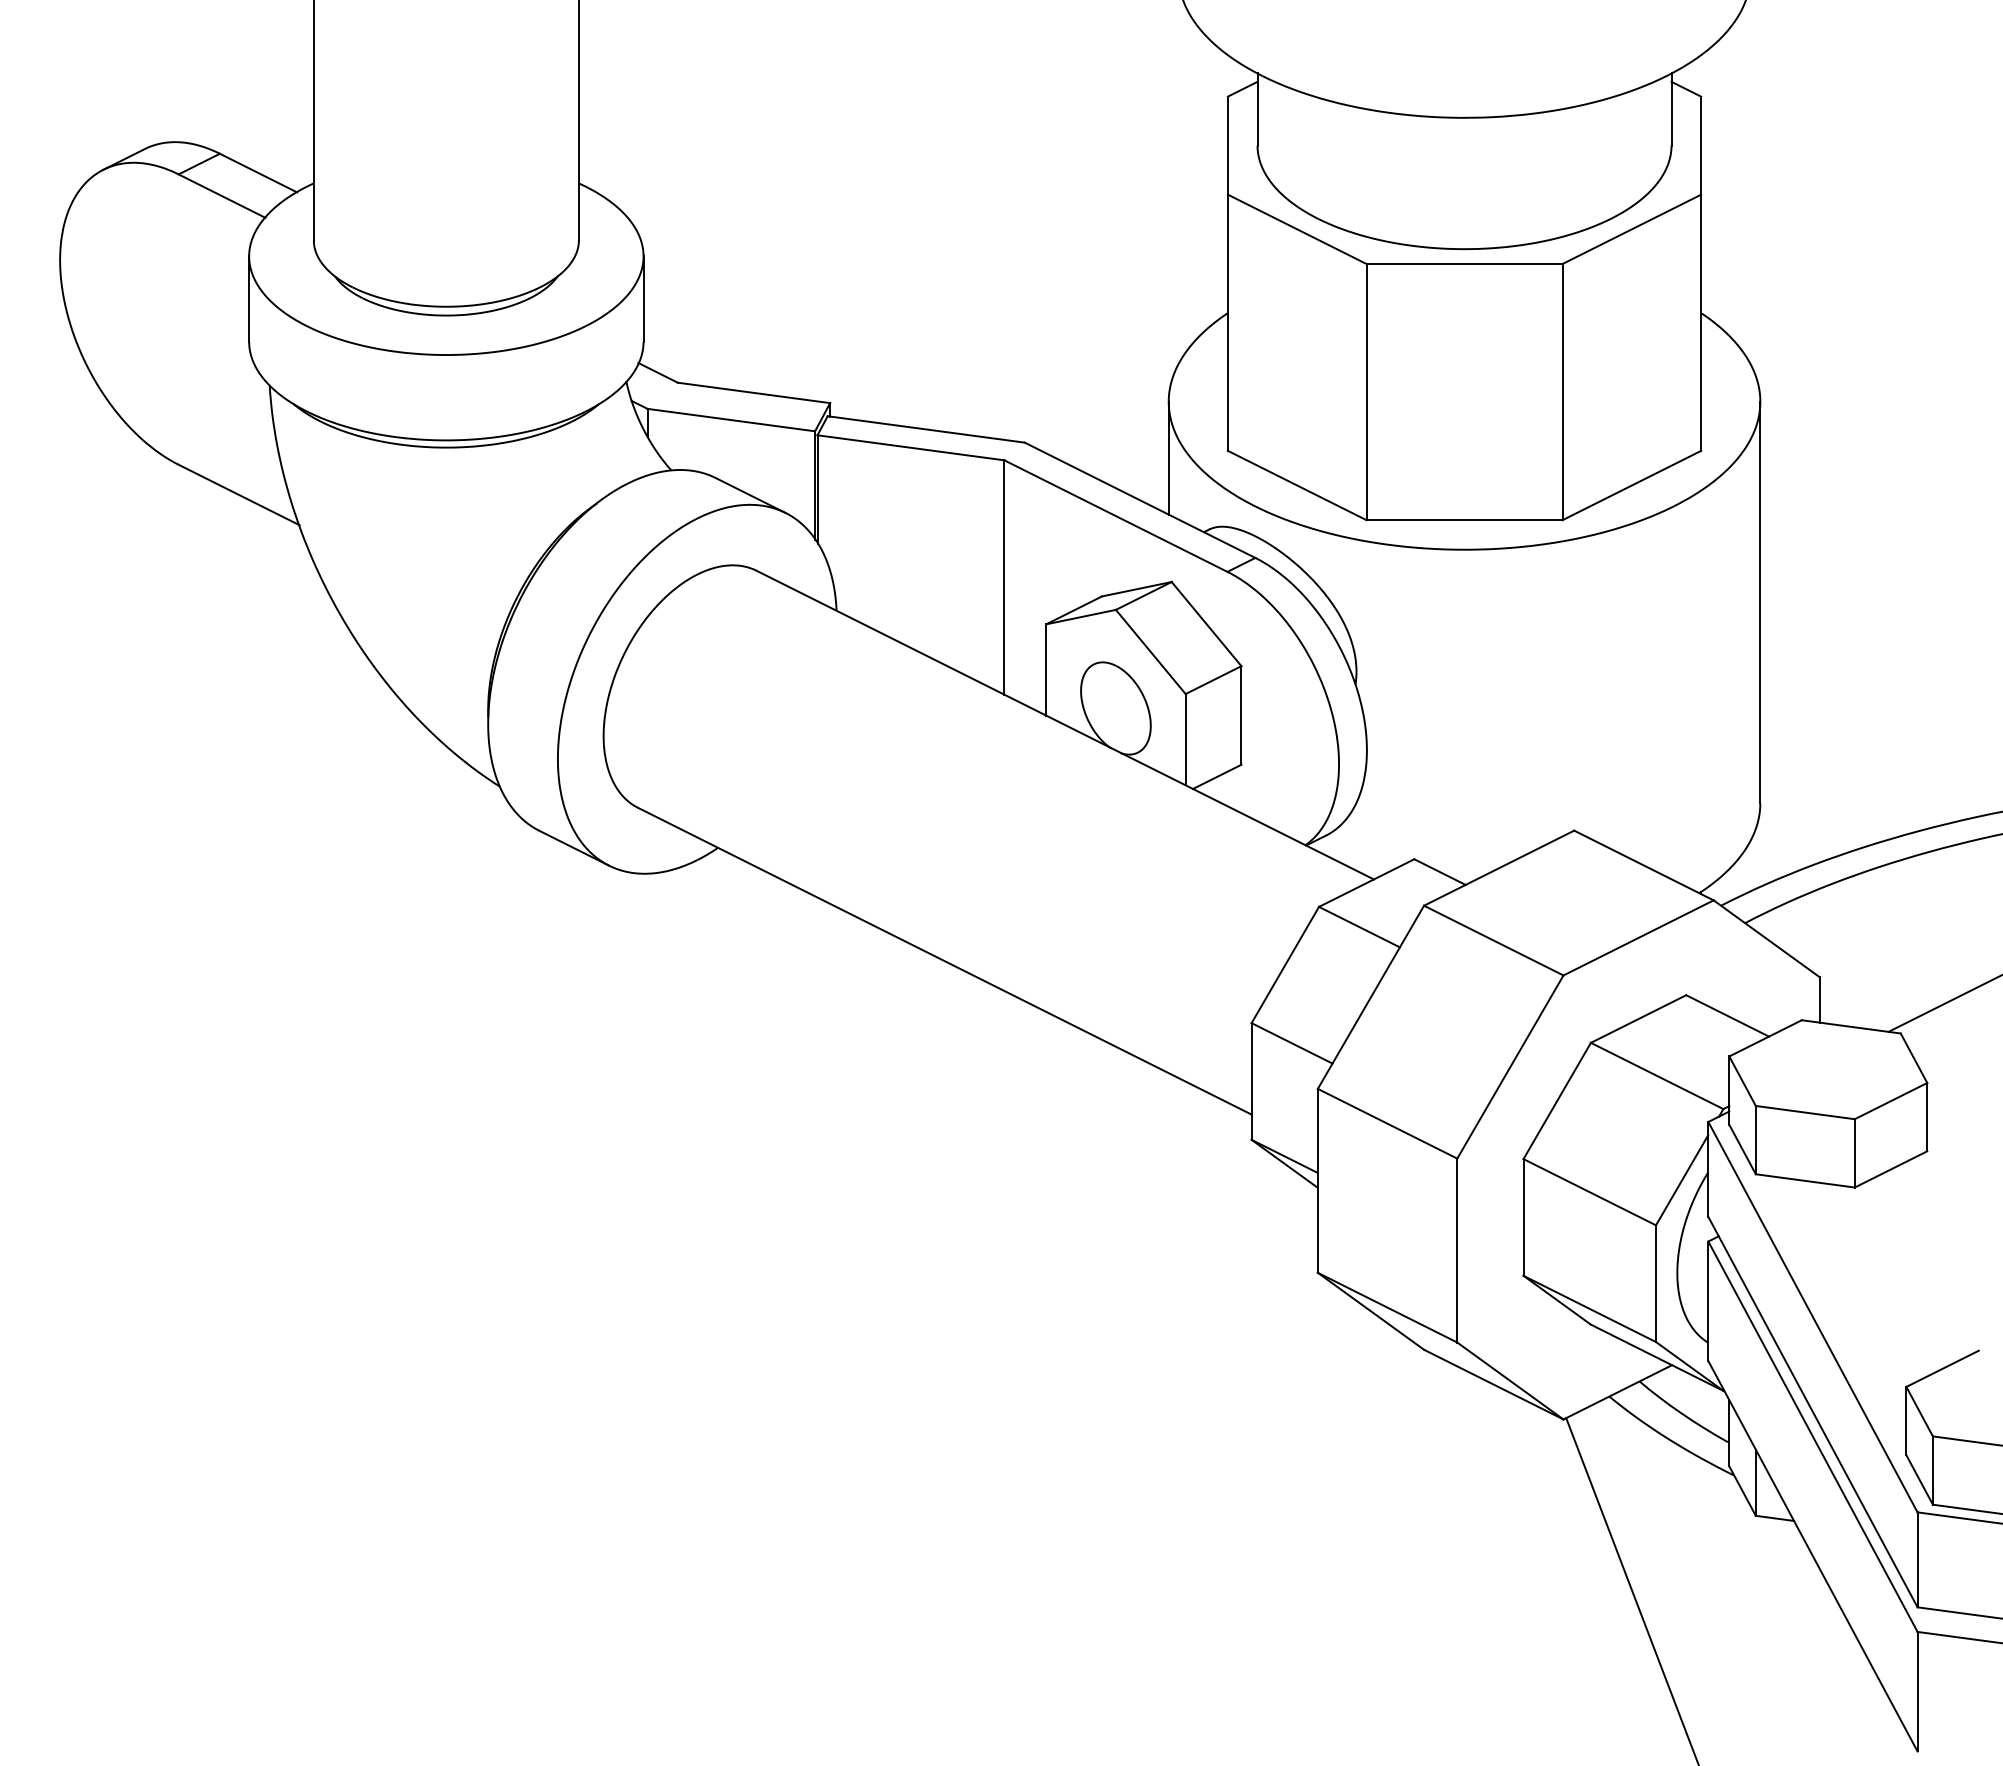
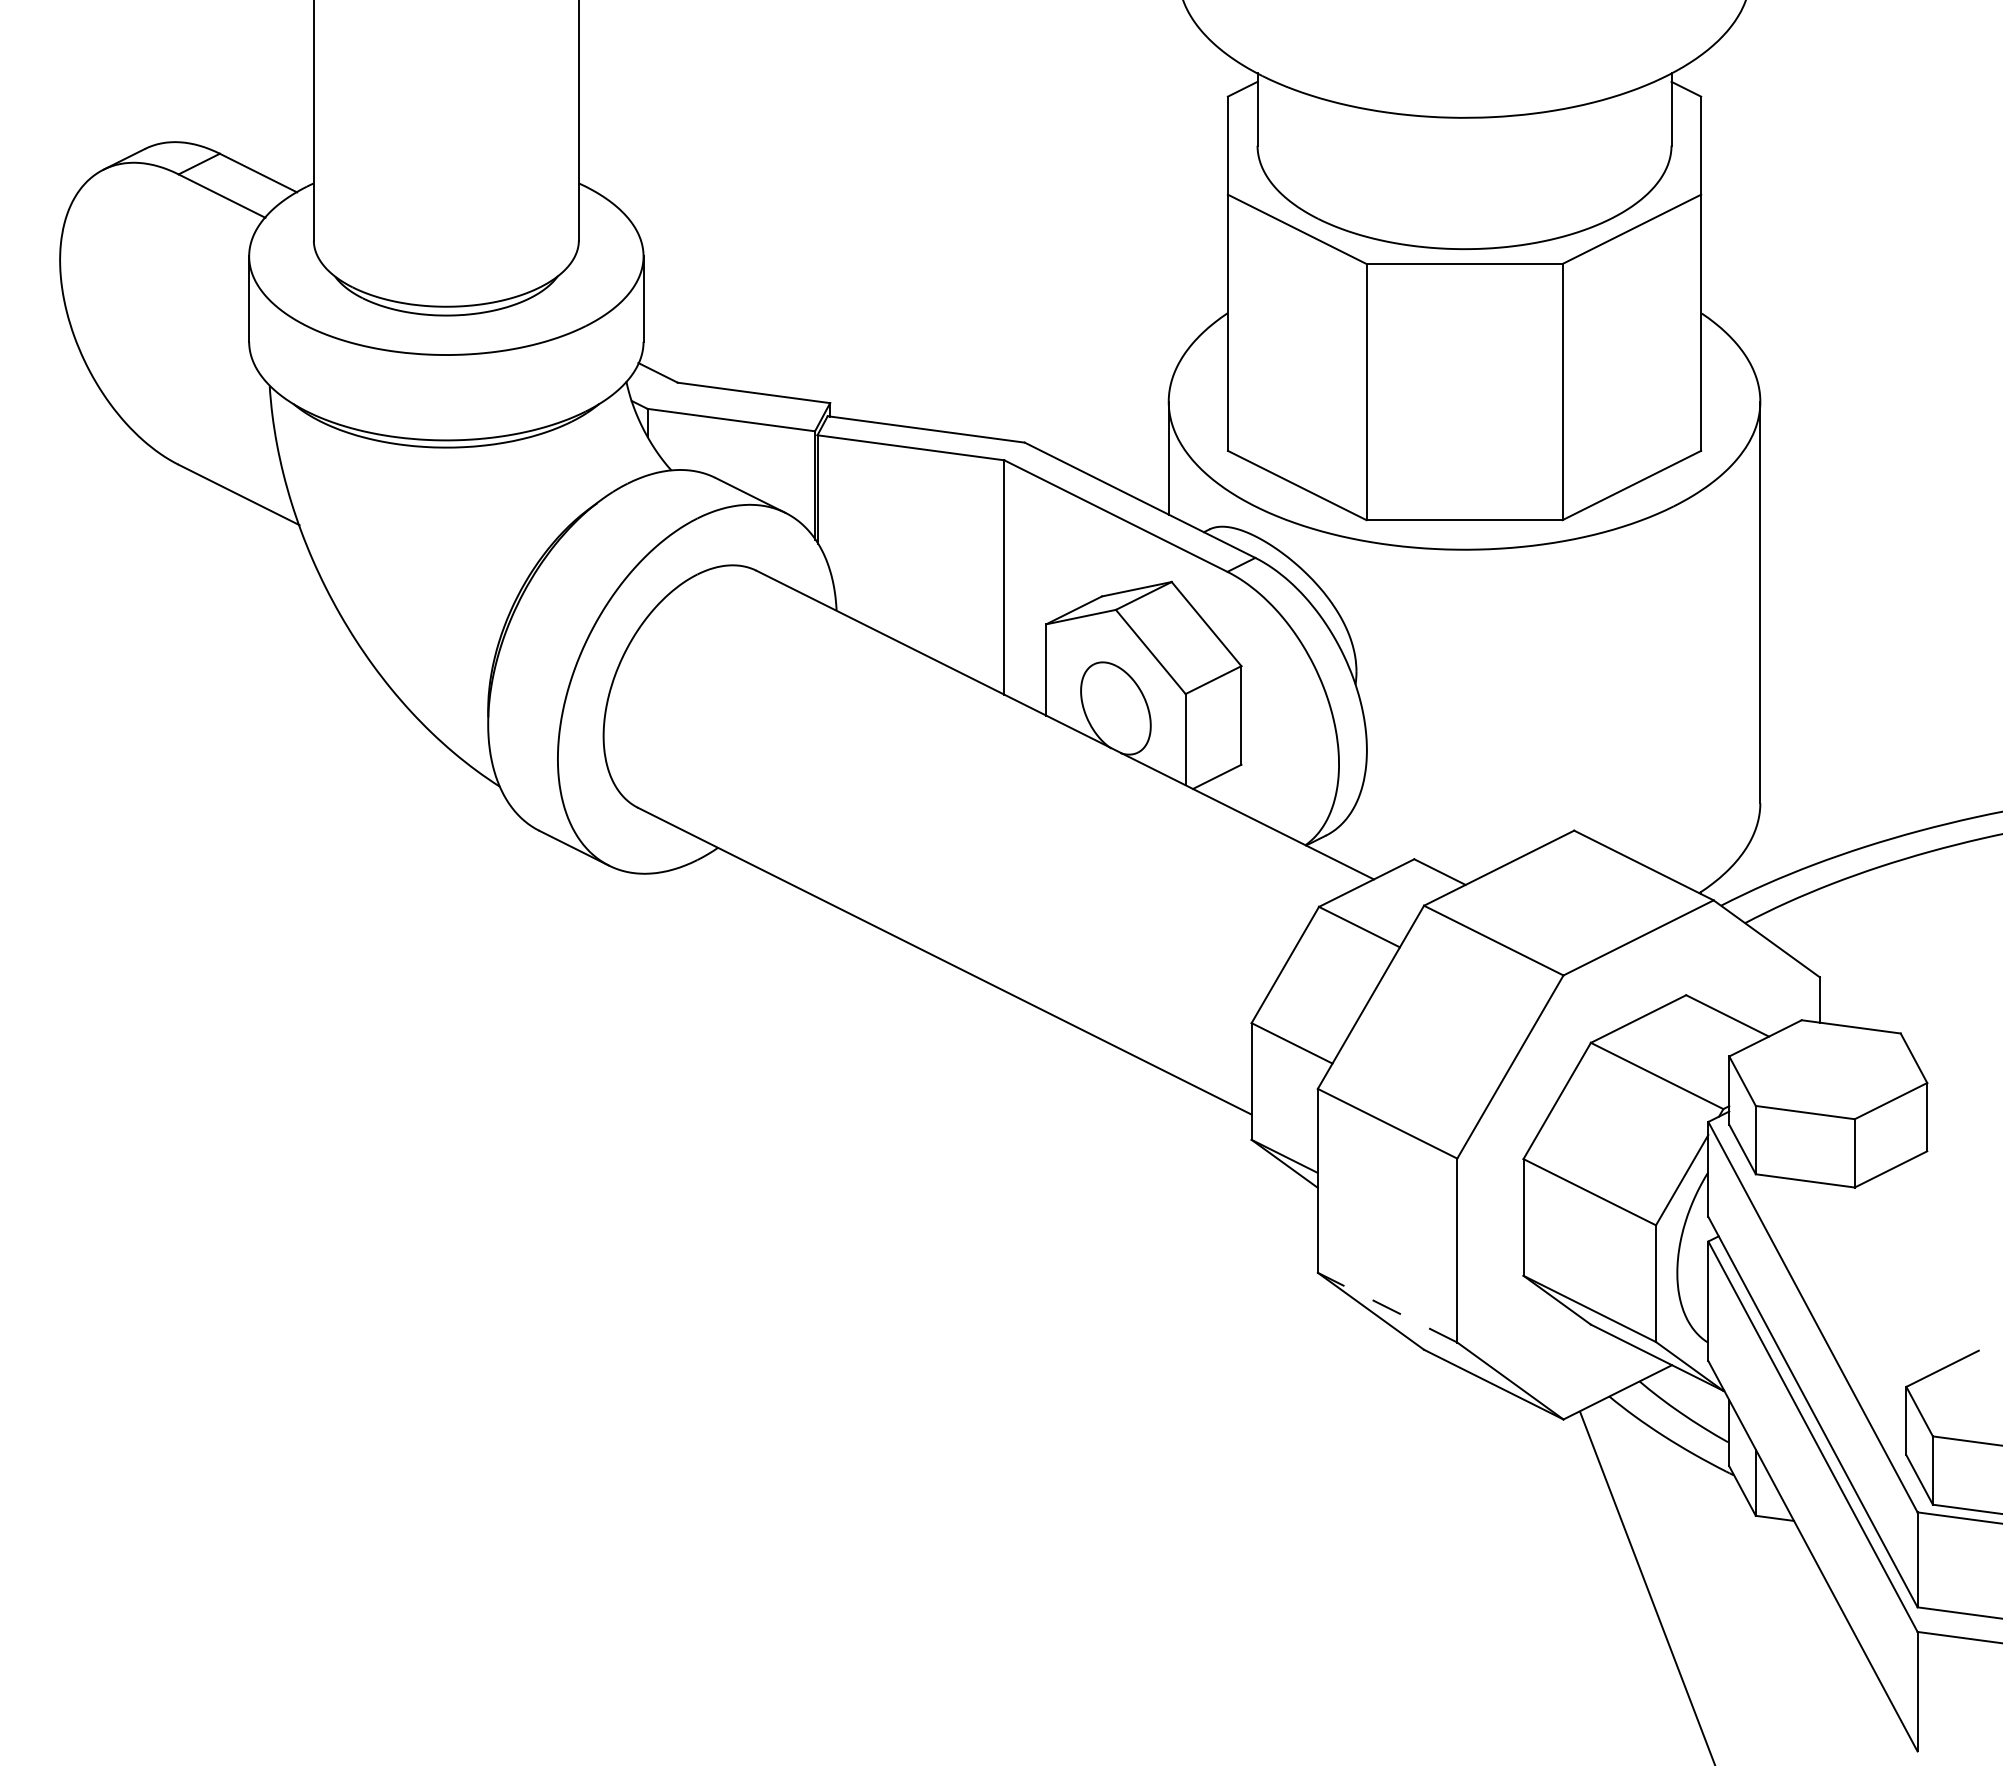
line: present -> none (1943, 1003)
line: solid -> dashed (1387, 1307)
line position: (1631, 1590) -> (1647, 1587) (1647, 1587)
